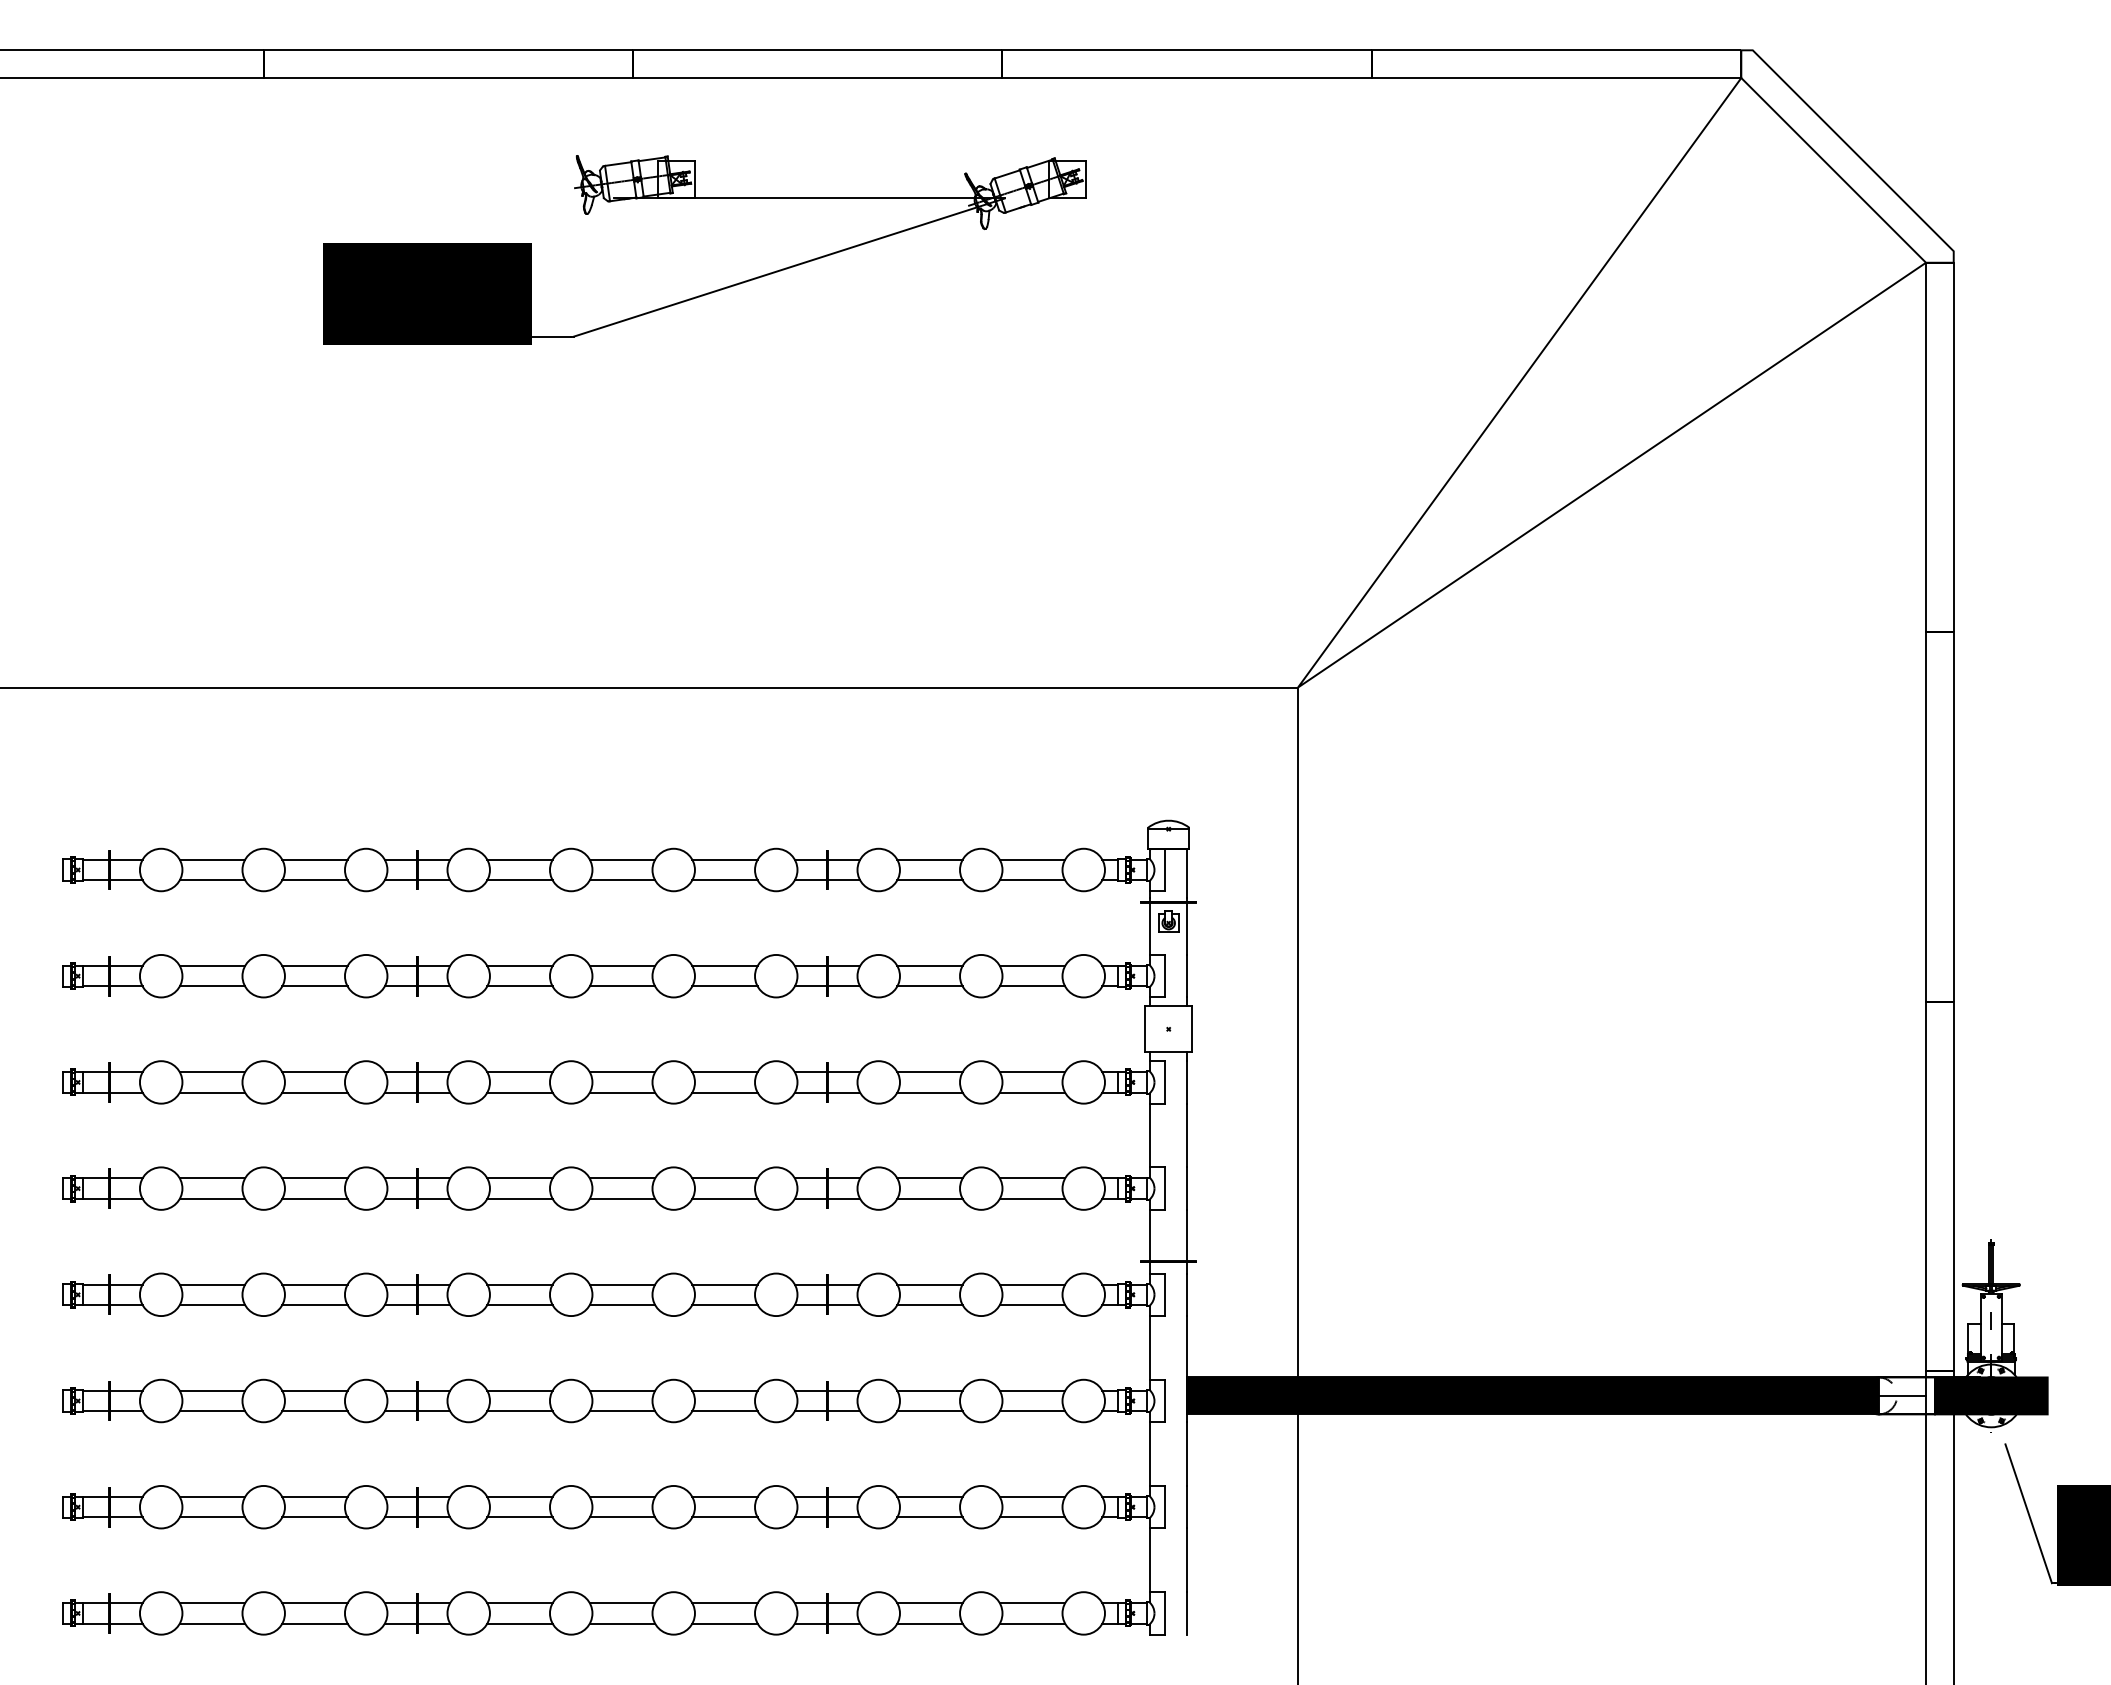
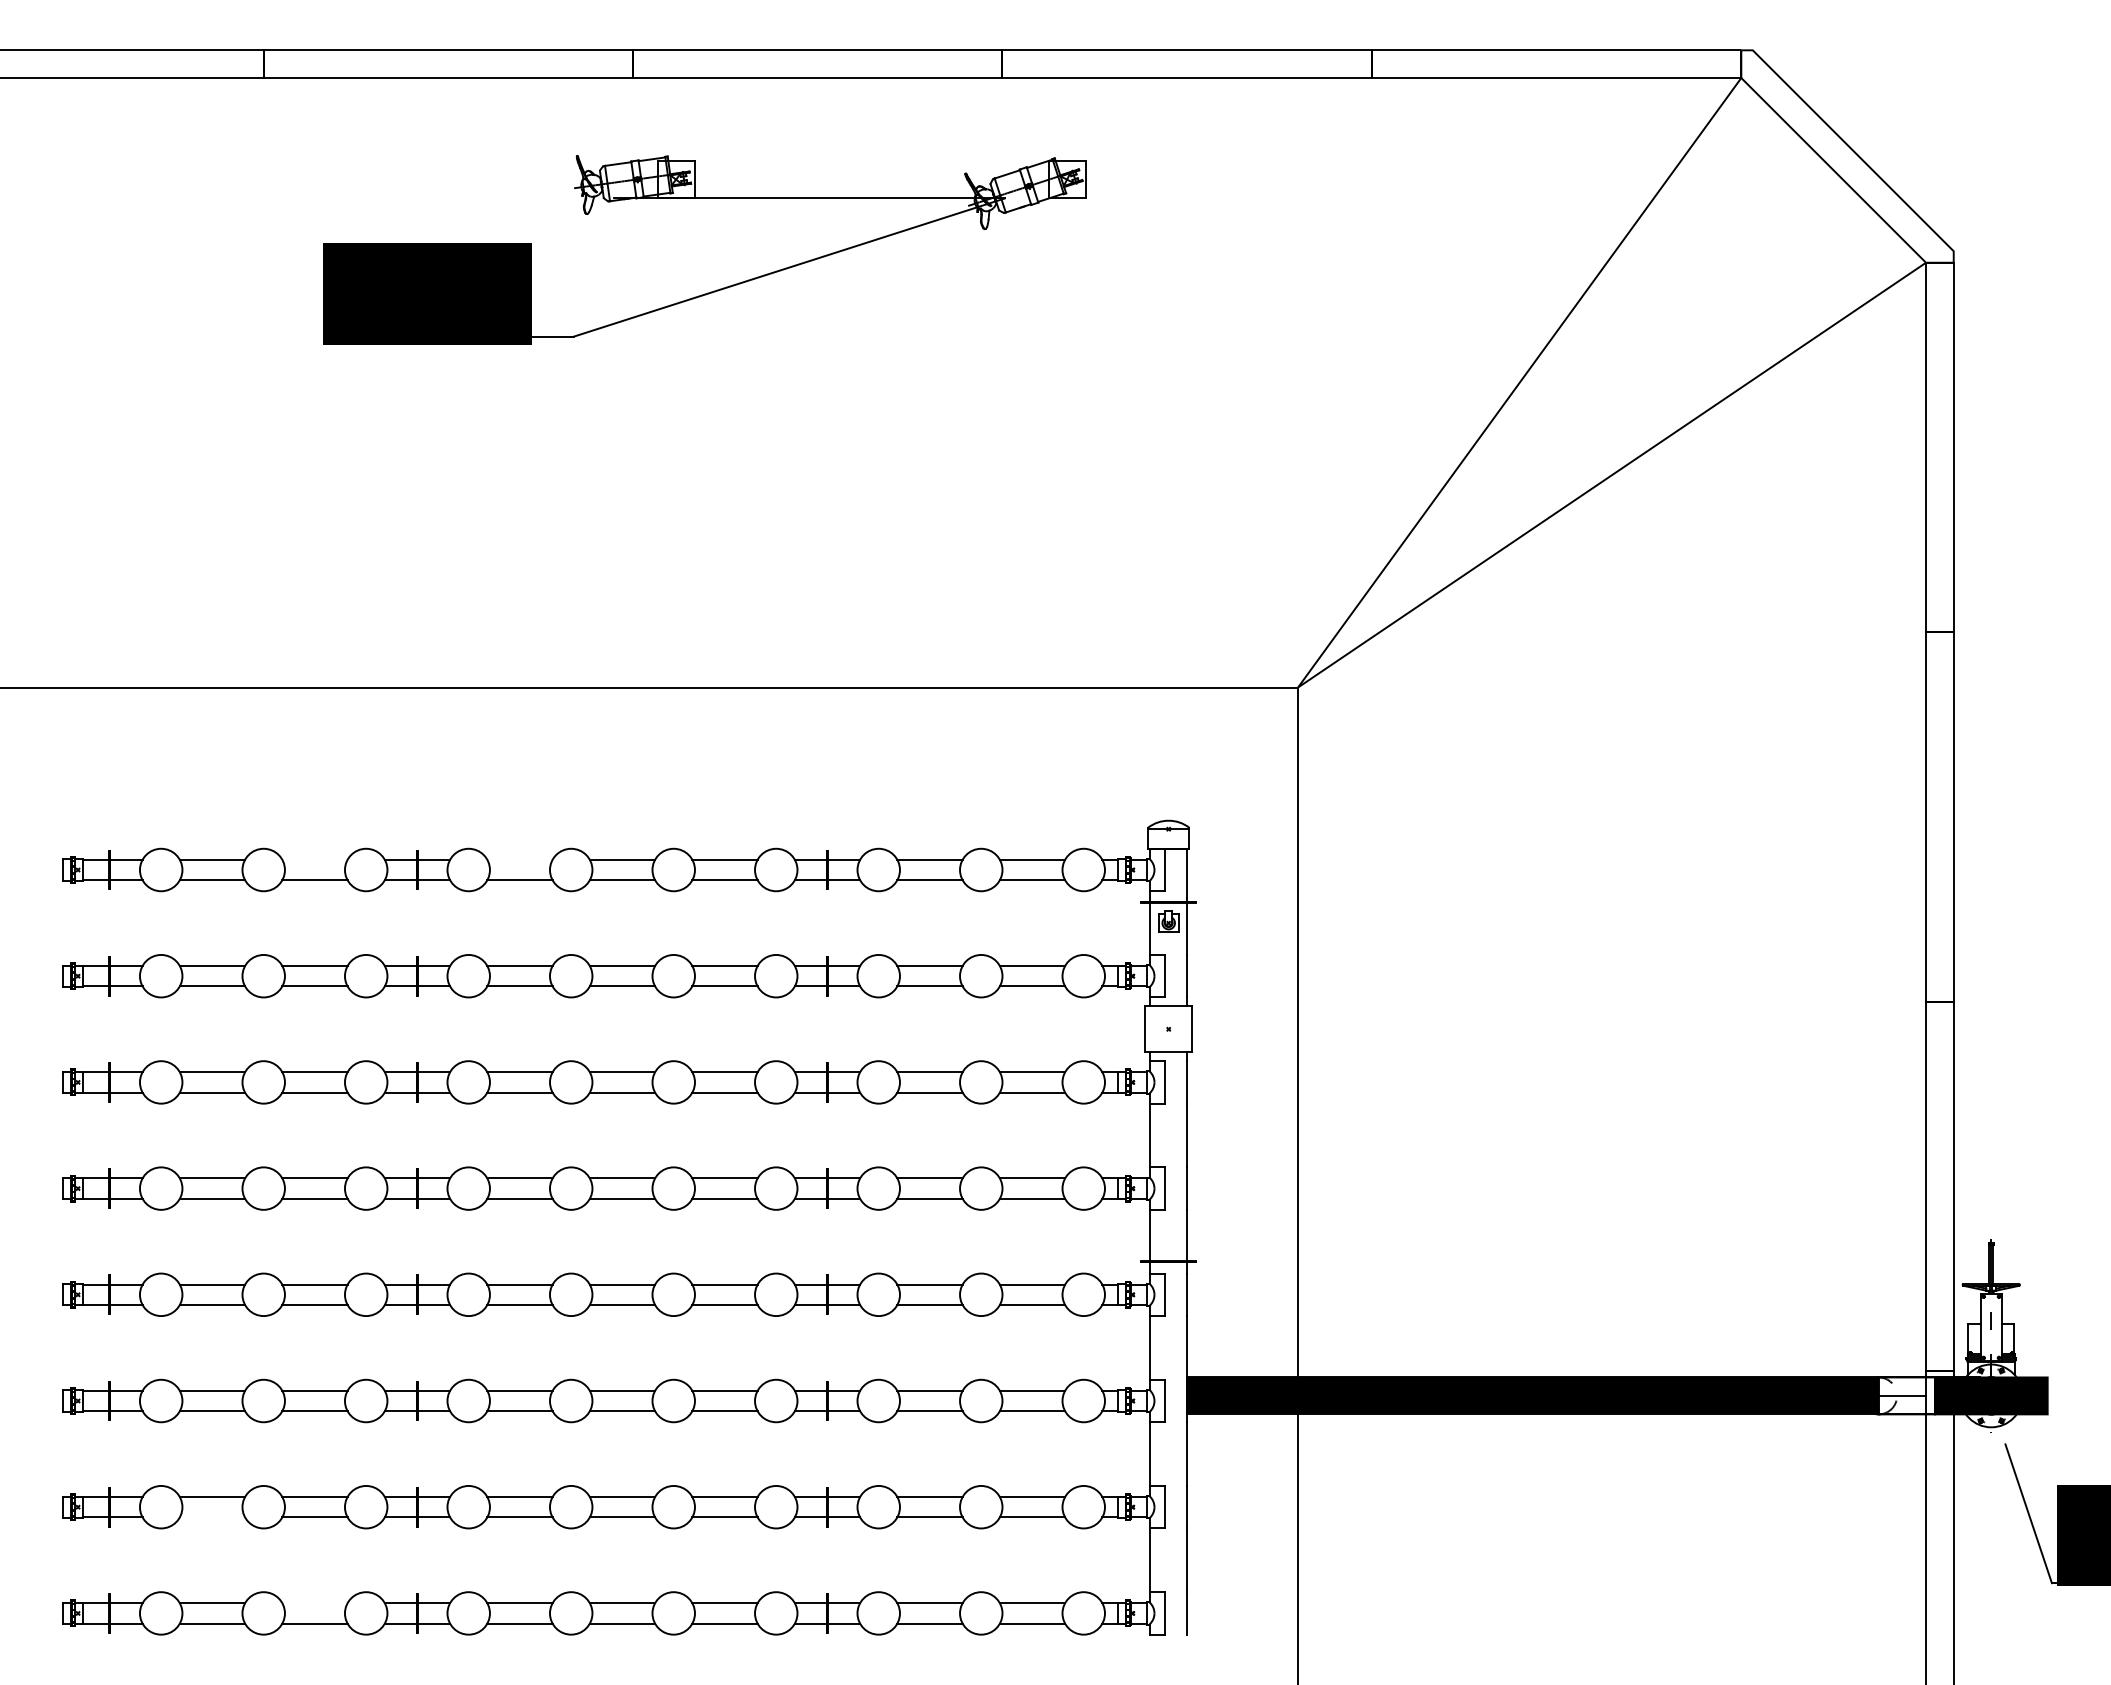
line: present -> none (314, 859)
line: present -> none (519, 859)
line: present -> none (212, 1517)
line: present -> none (314, 1603)
